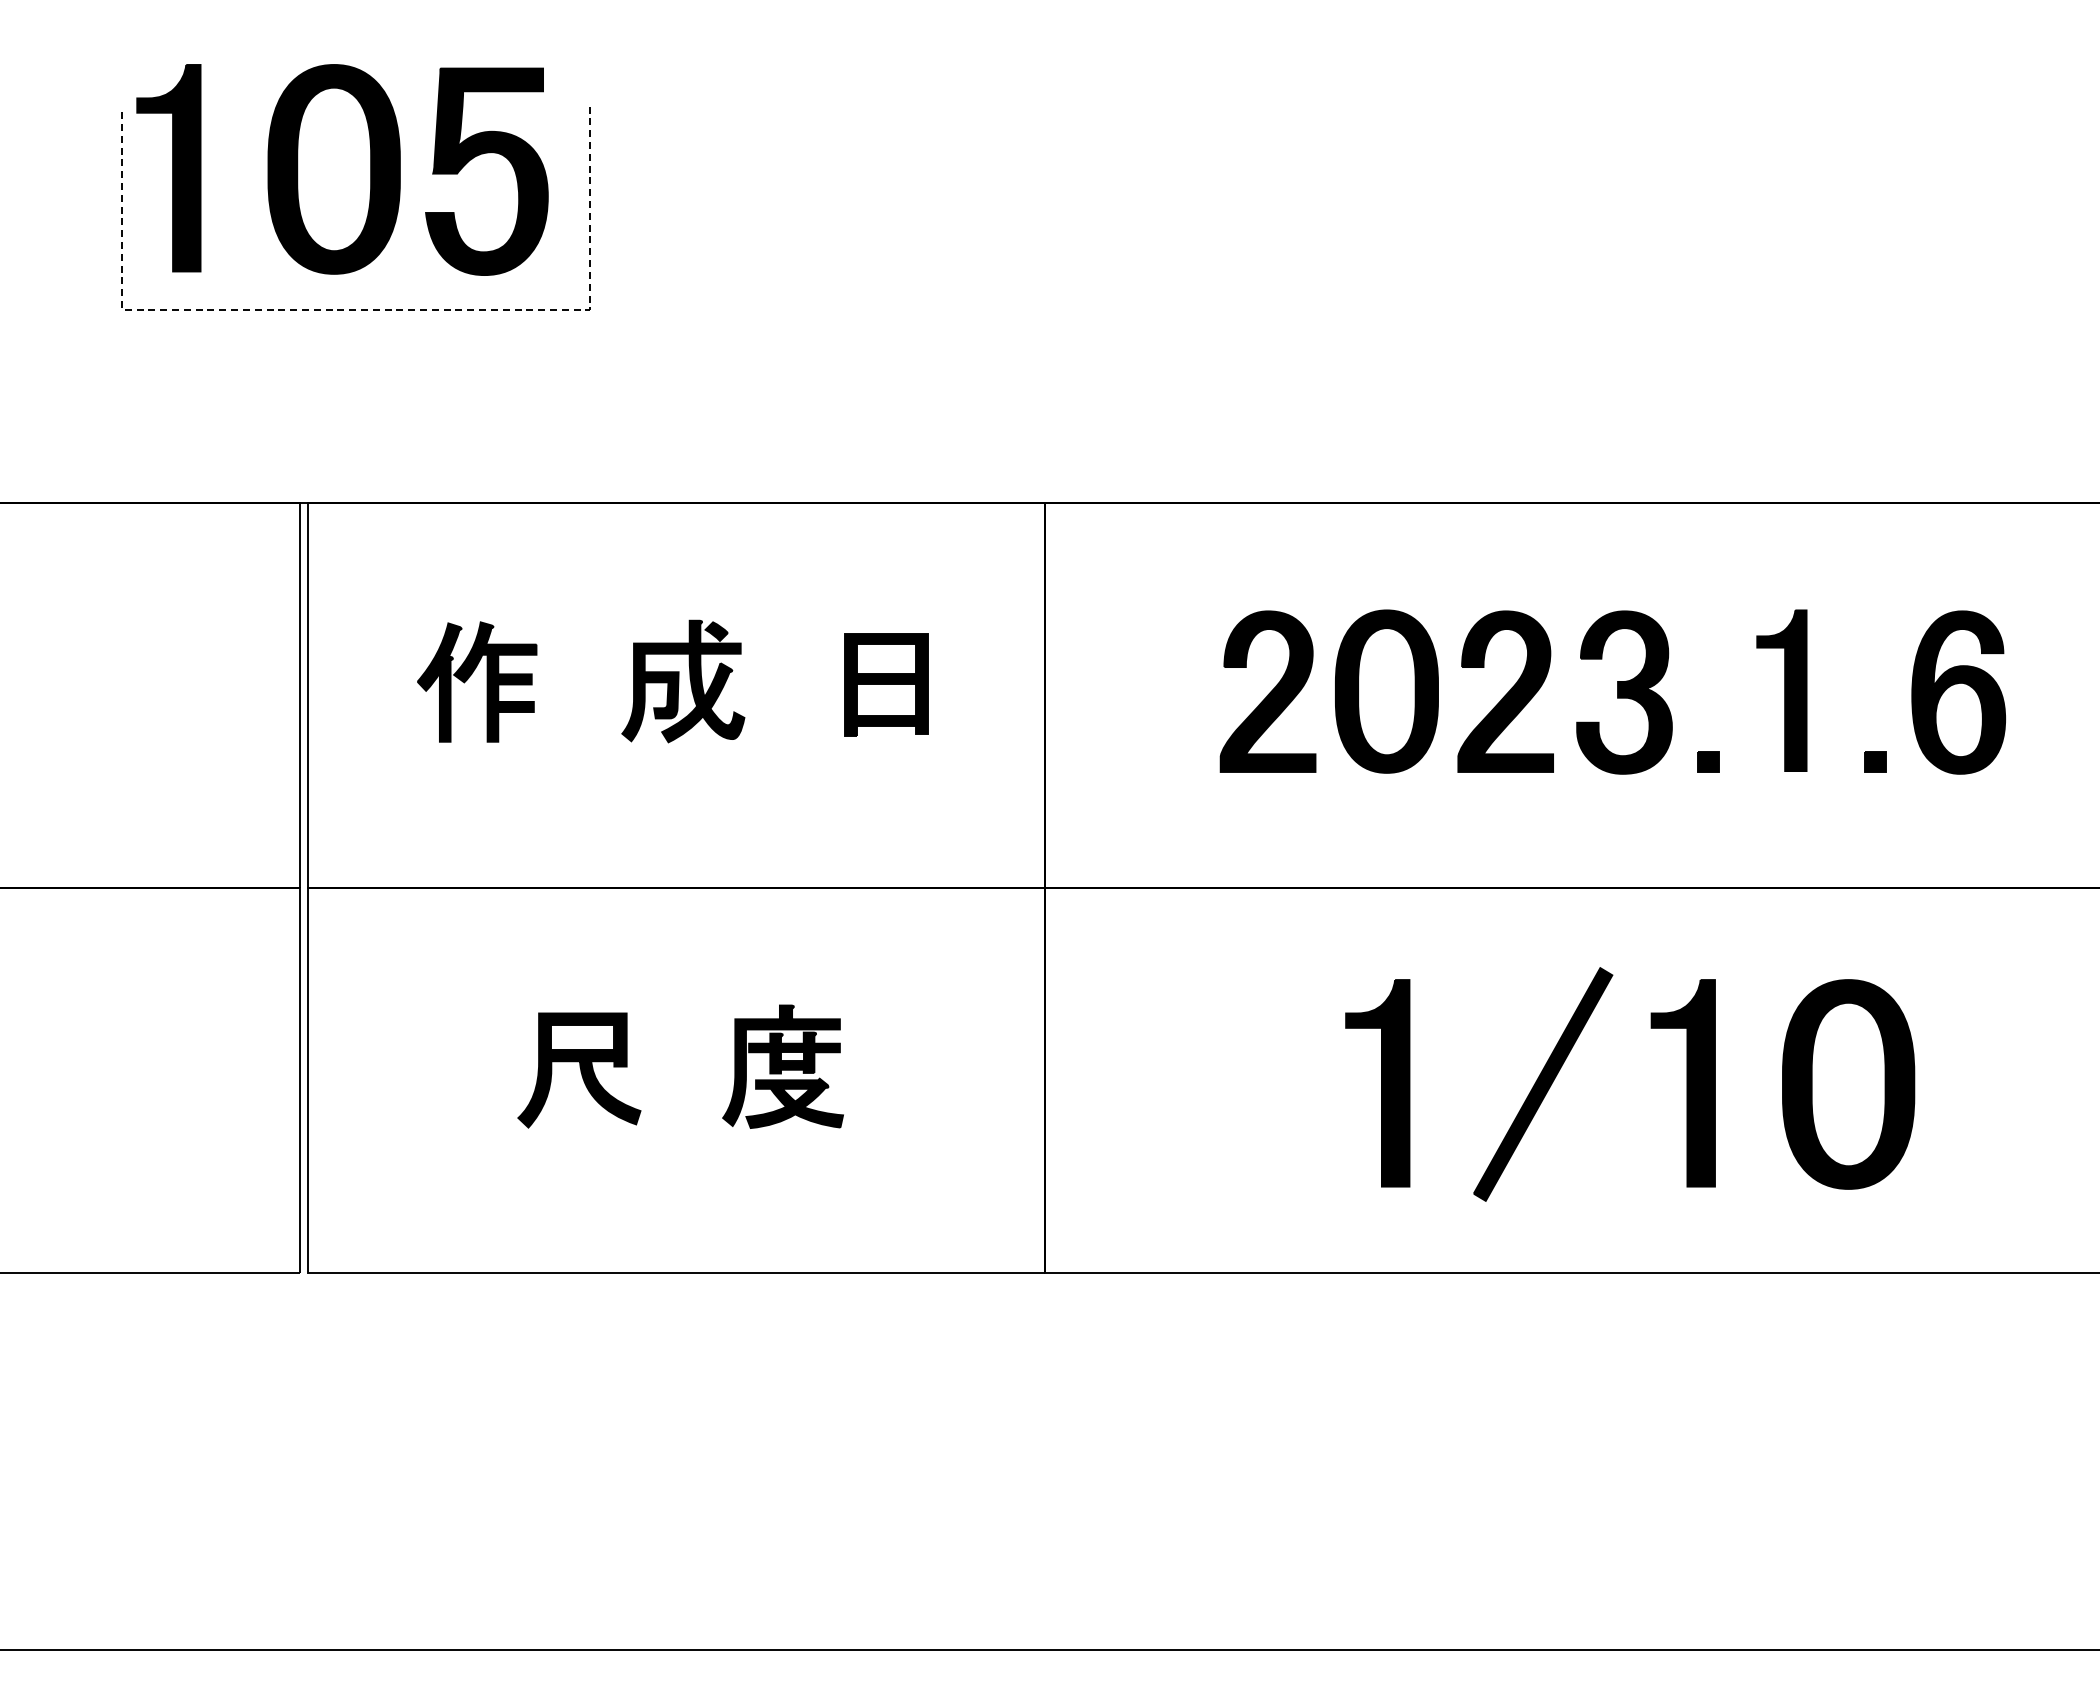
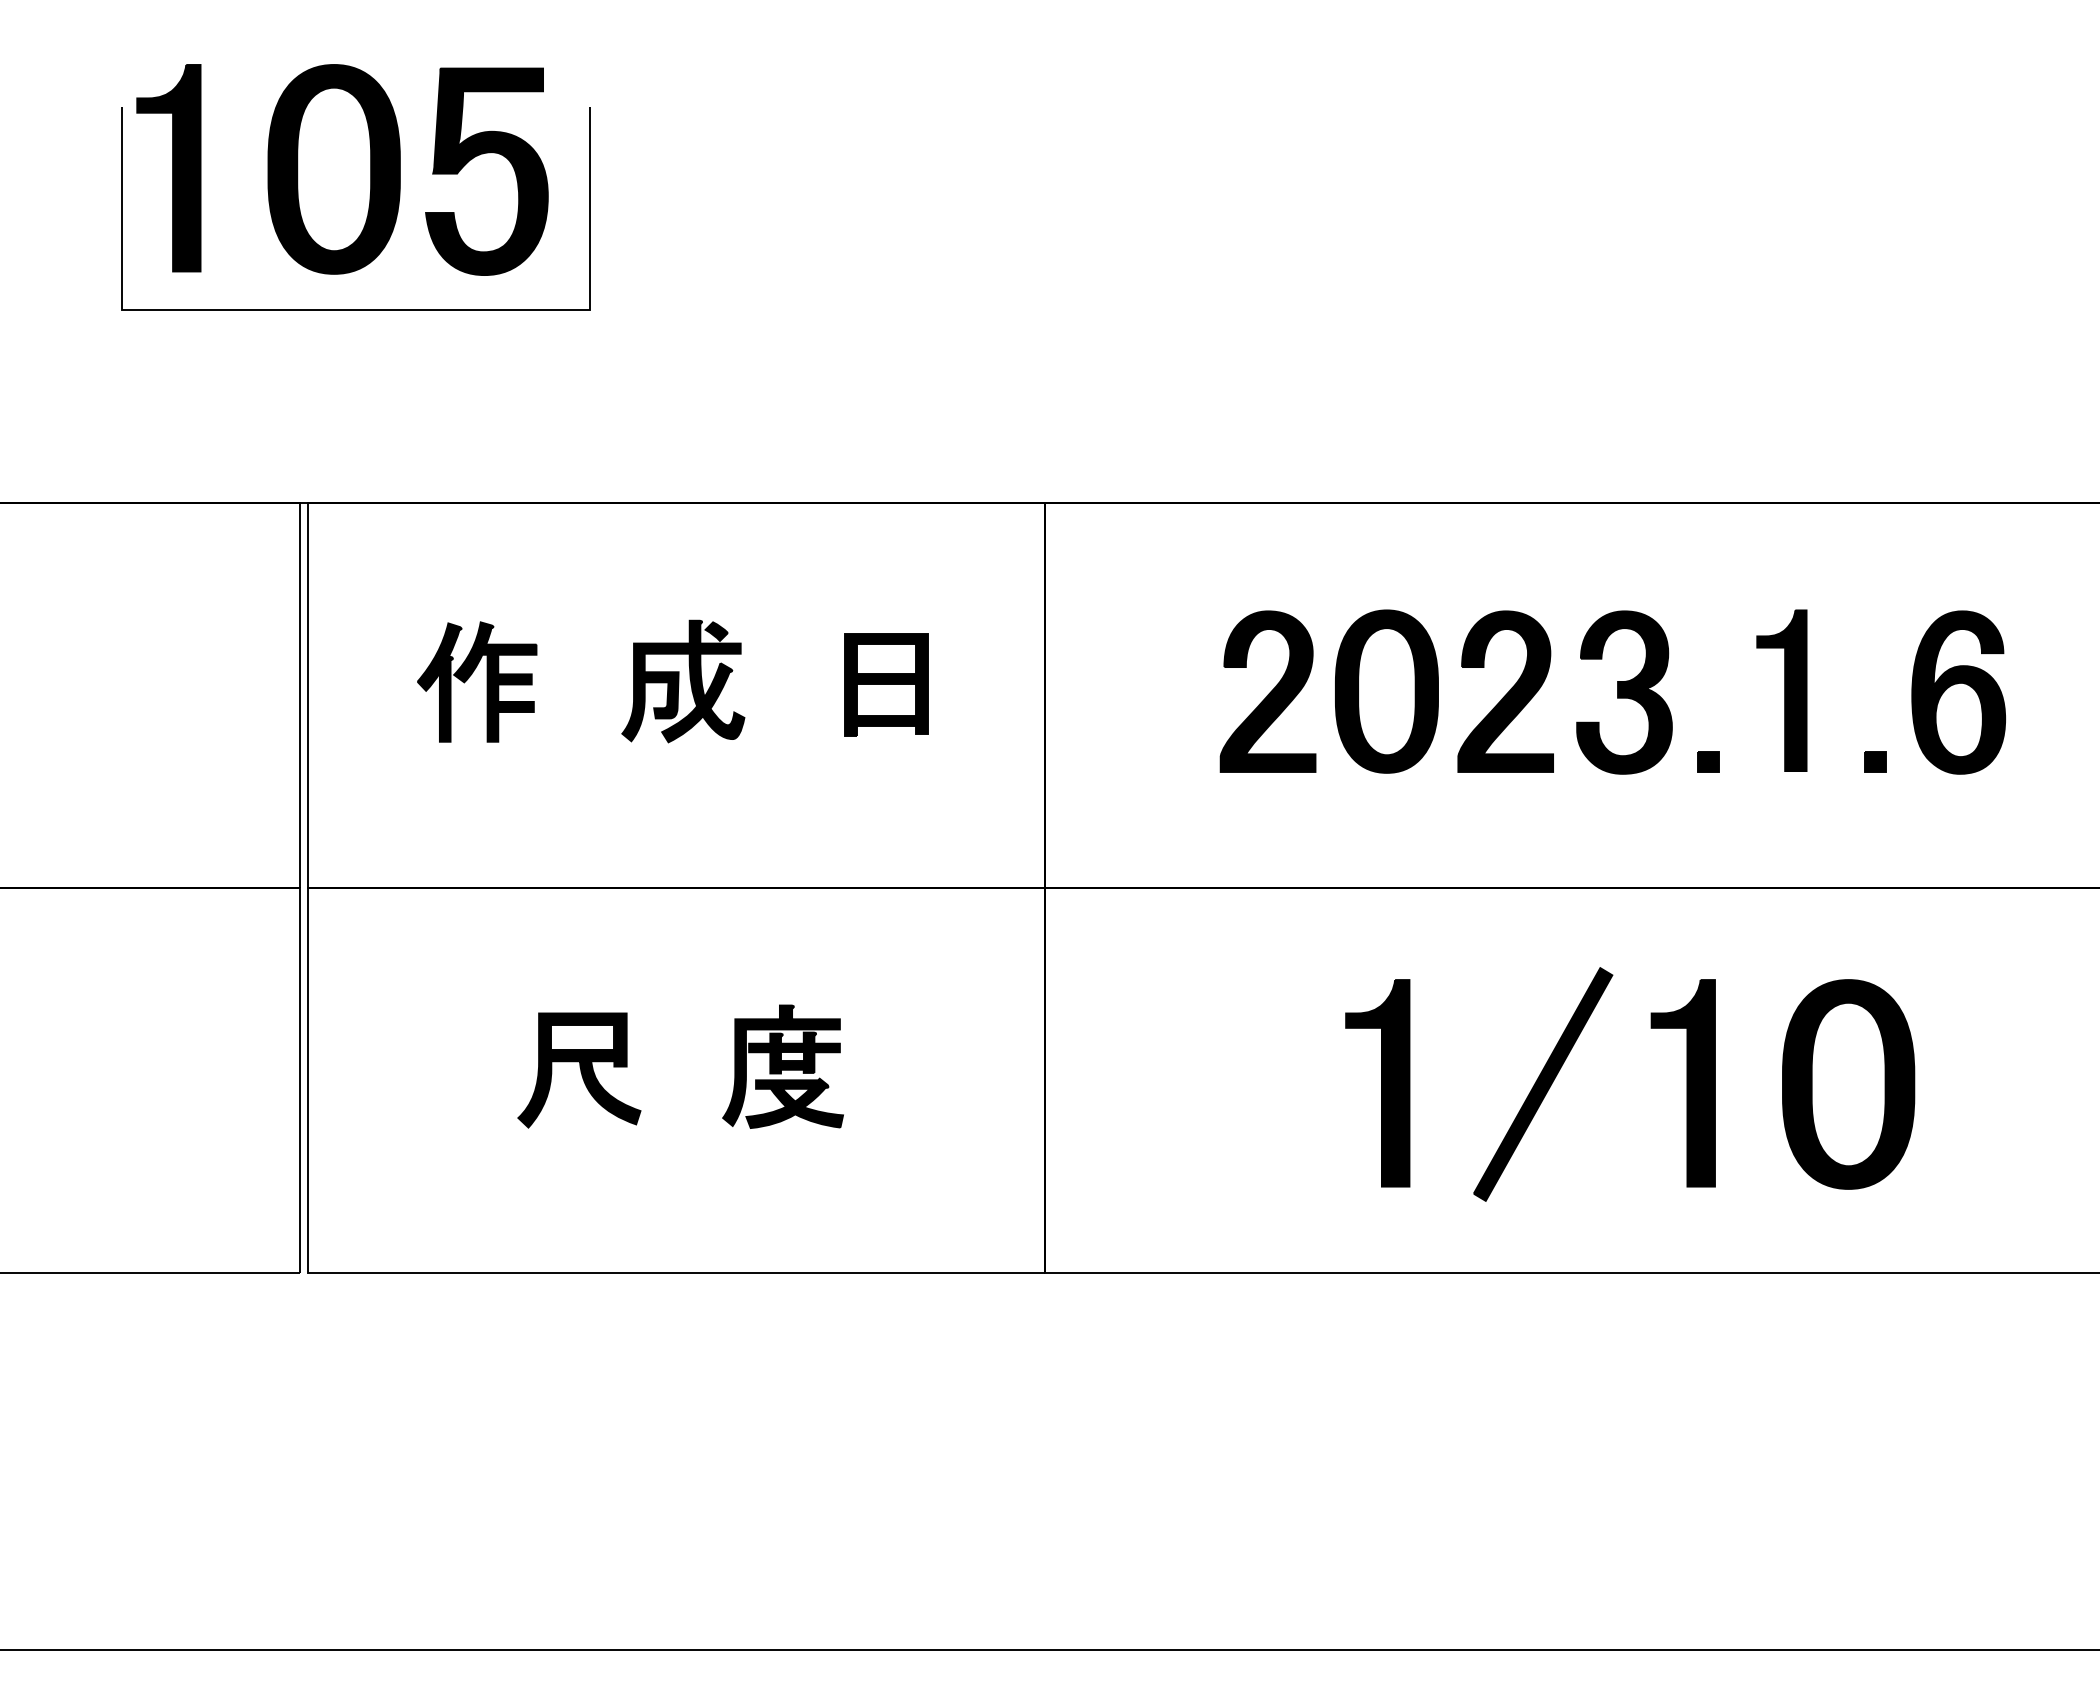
line: dashed -> solid (355, 310)
